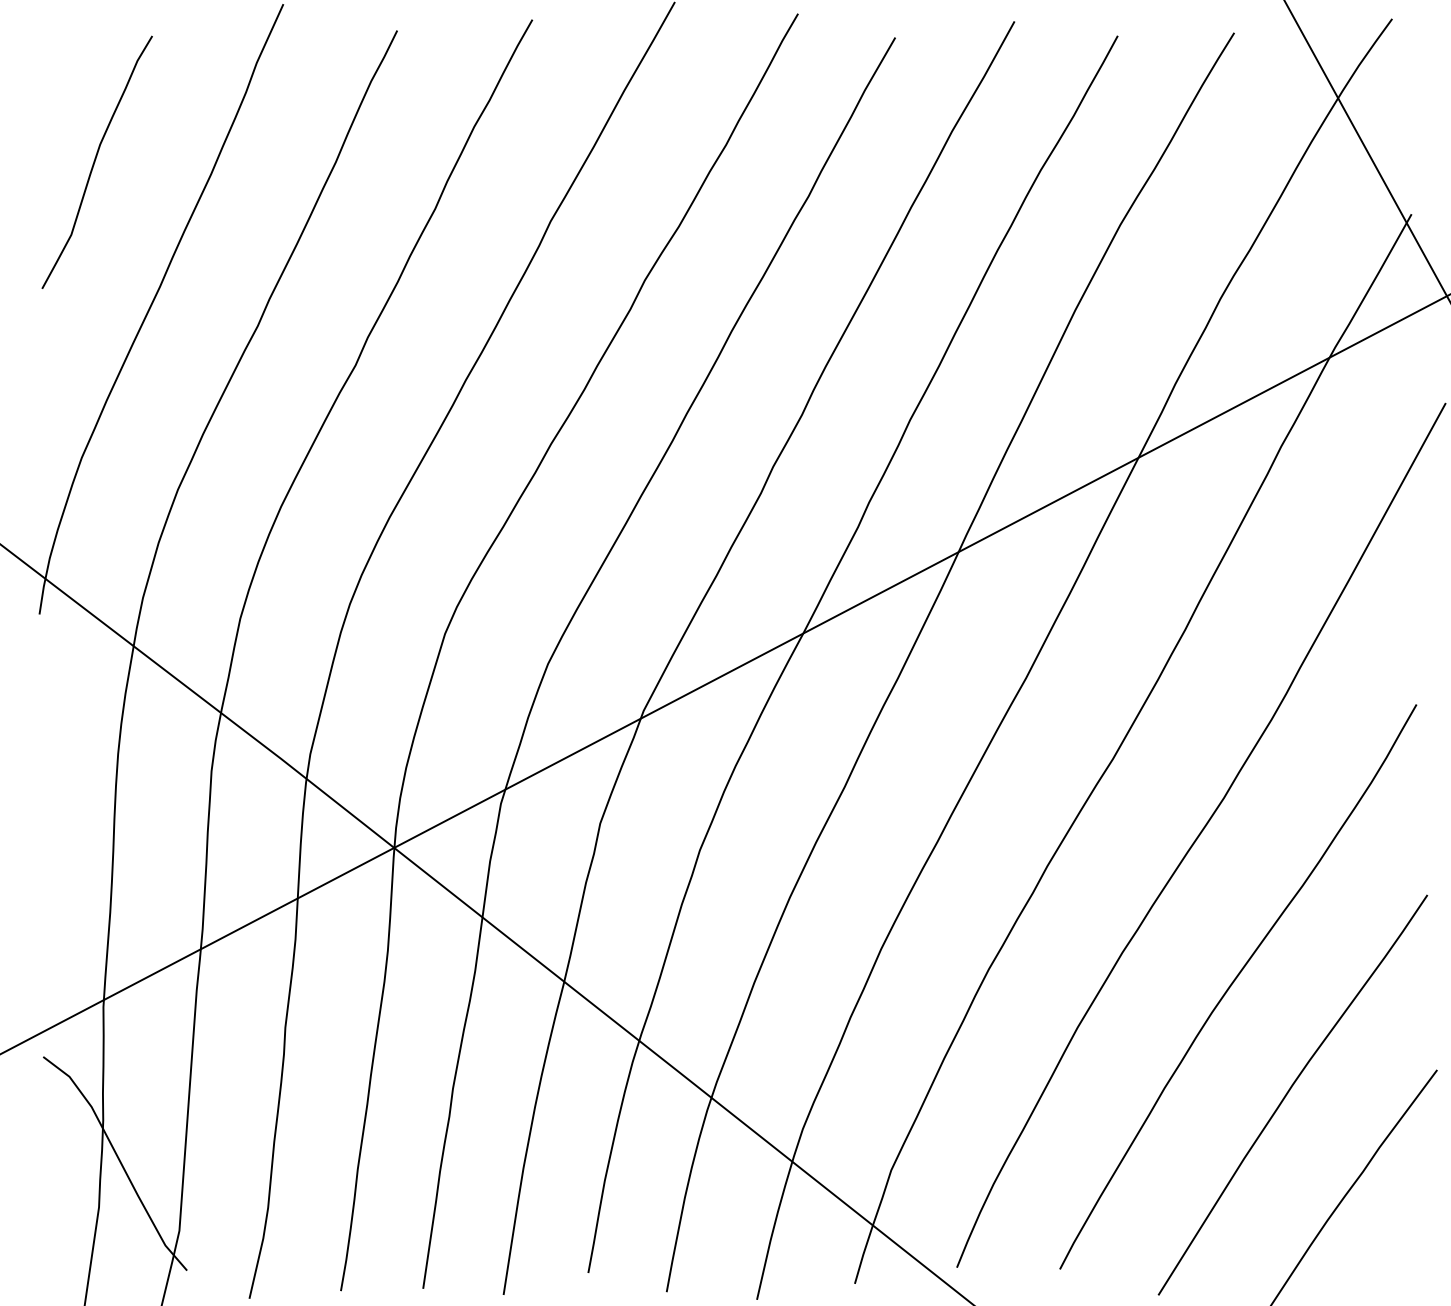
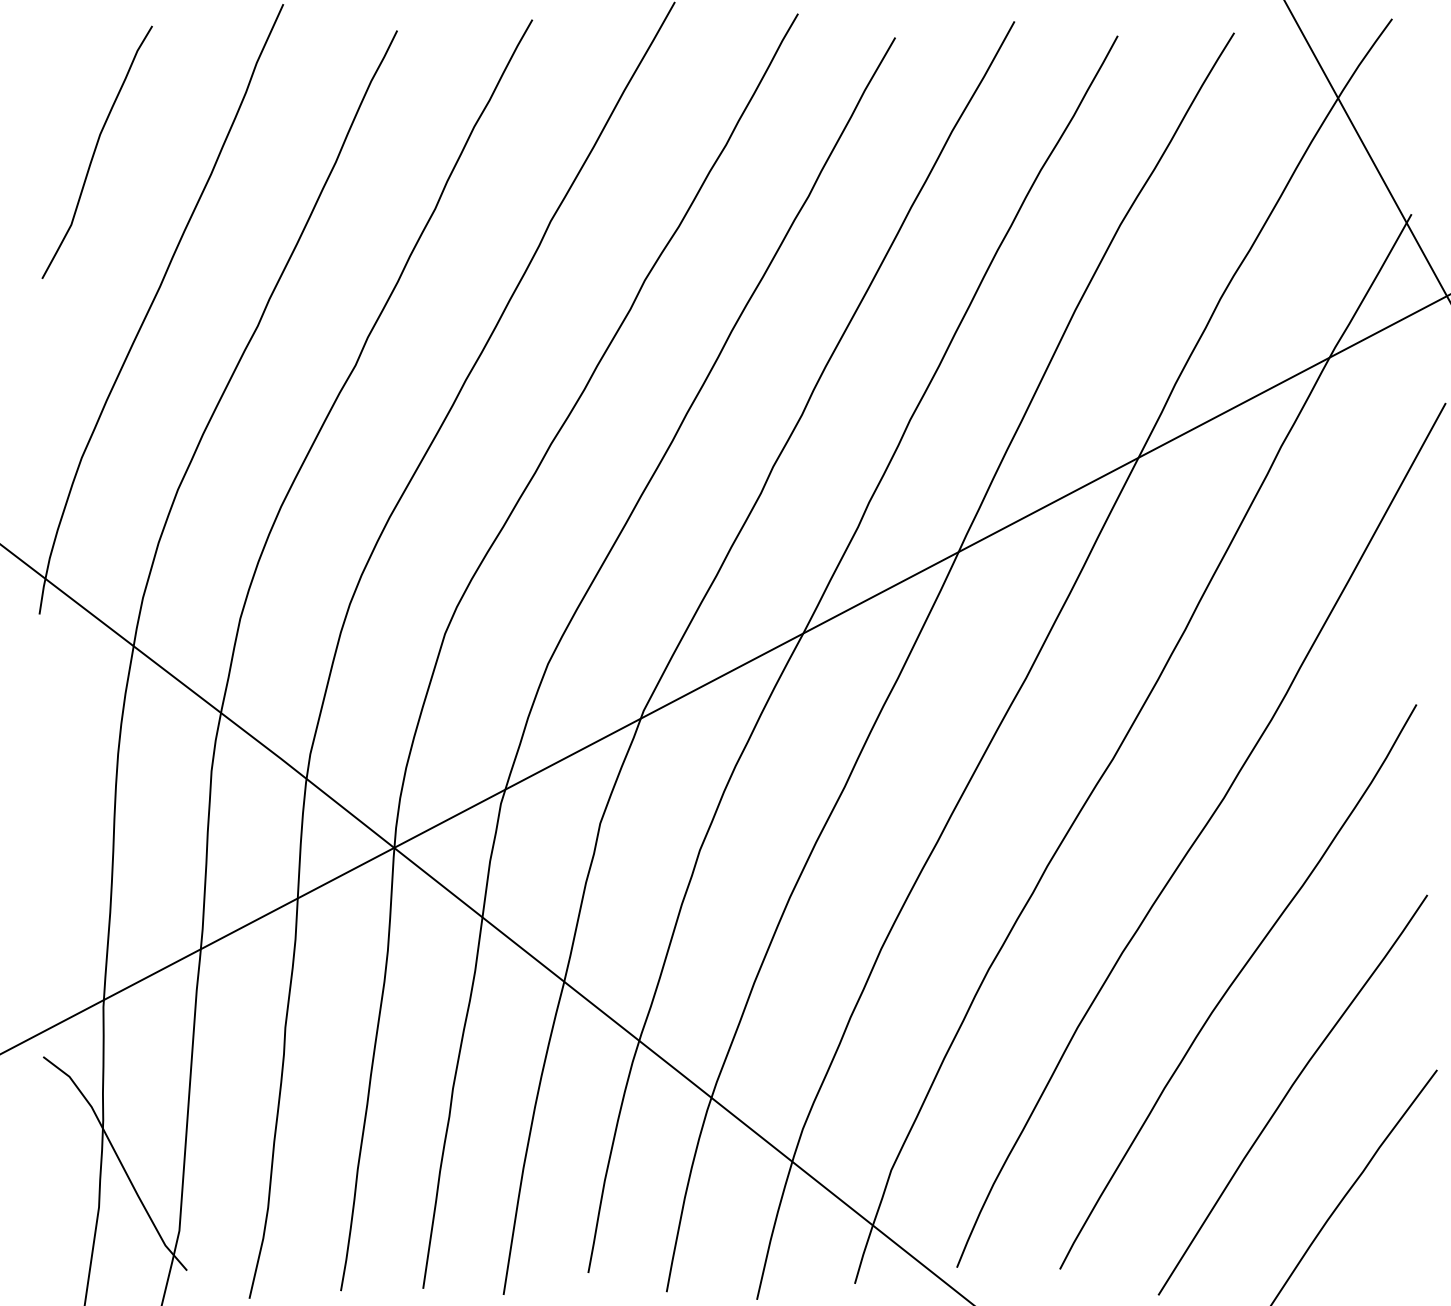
curve position: (95, 161) -> (95, 151) (95, 151)
